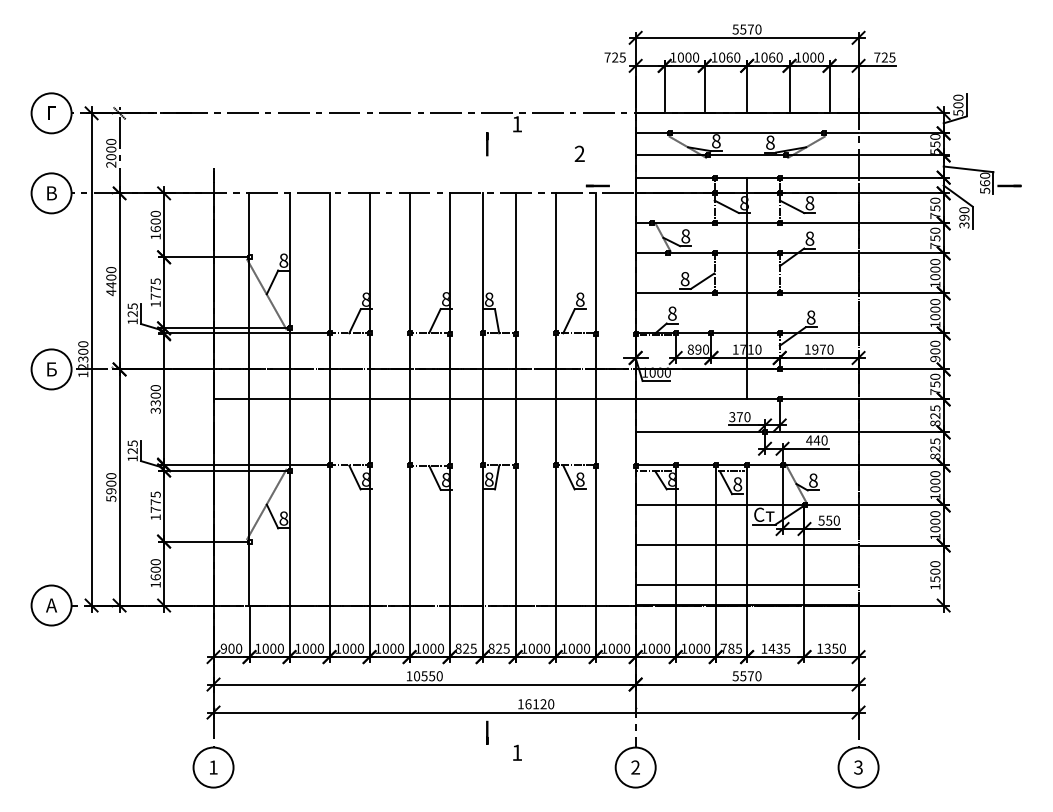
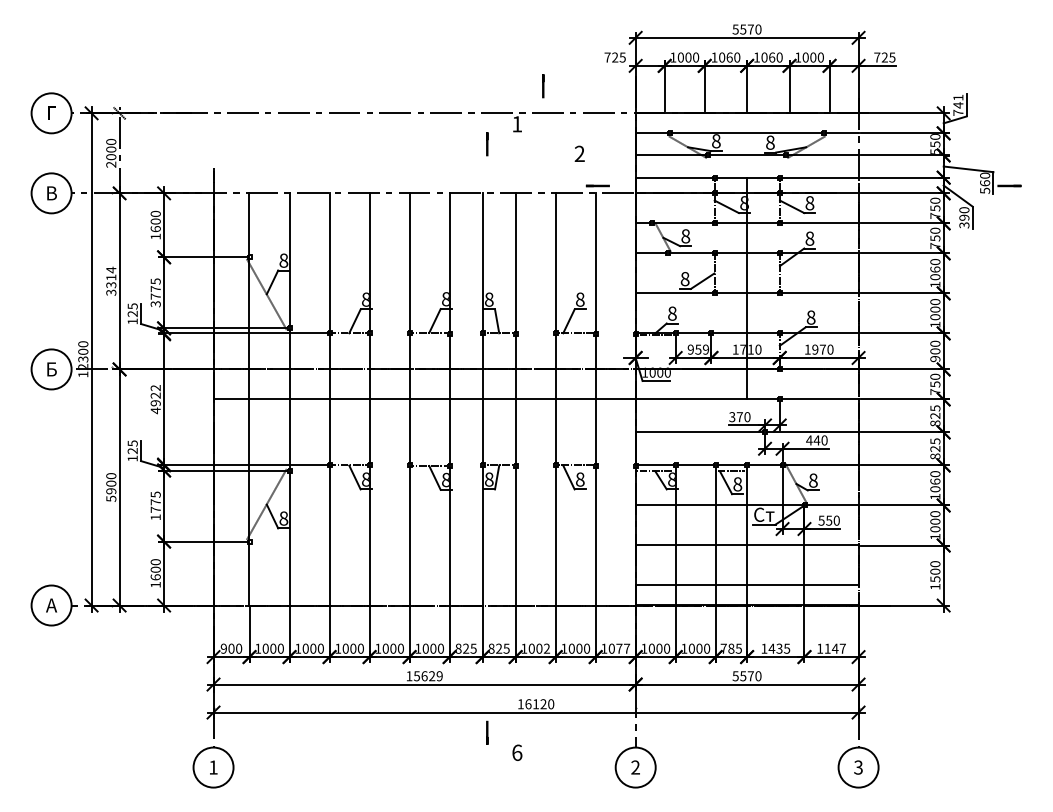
line: none -> present (543, 86)
text: 500 -> 741 (958, 104)
text: 1000 -> 1060 (935, 269)
text: 4400 -> 3314 (111, 281)
text: 1775 -> 3775 (155, 304)
text: 890 -> 959 (698, 349)
text: 3300 -> 4922 (155, 399)
text: 1000 -> 1060 (935, 481)
text: 1000 -> 1002 (546, 648)
text: 1000 -> 1077 (623, 648)
text: 1350 -> 1147 (834, 648)
text: 10550 -> 15629 (428, 676)
text: 1 -> 6 (517, 752)
